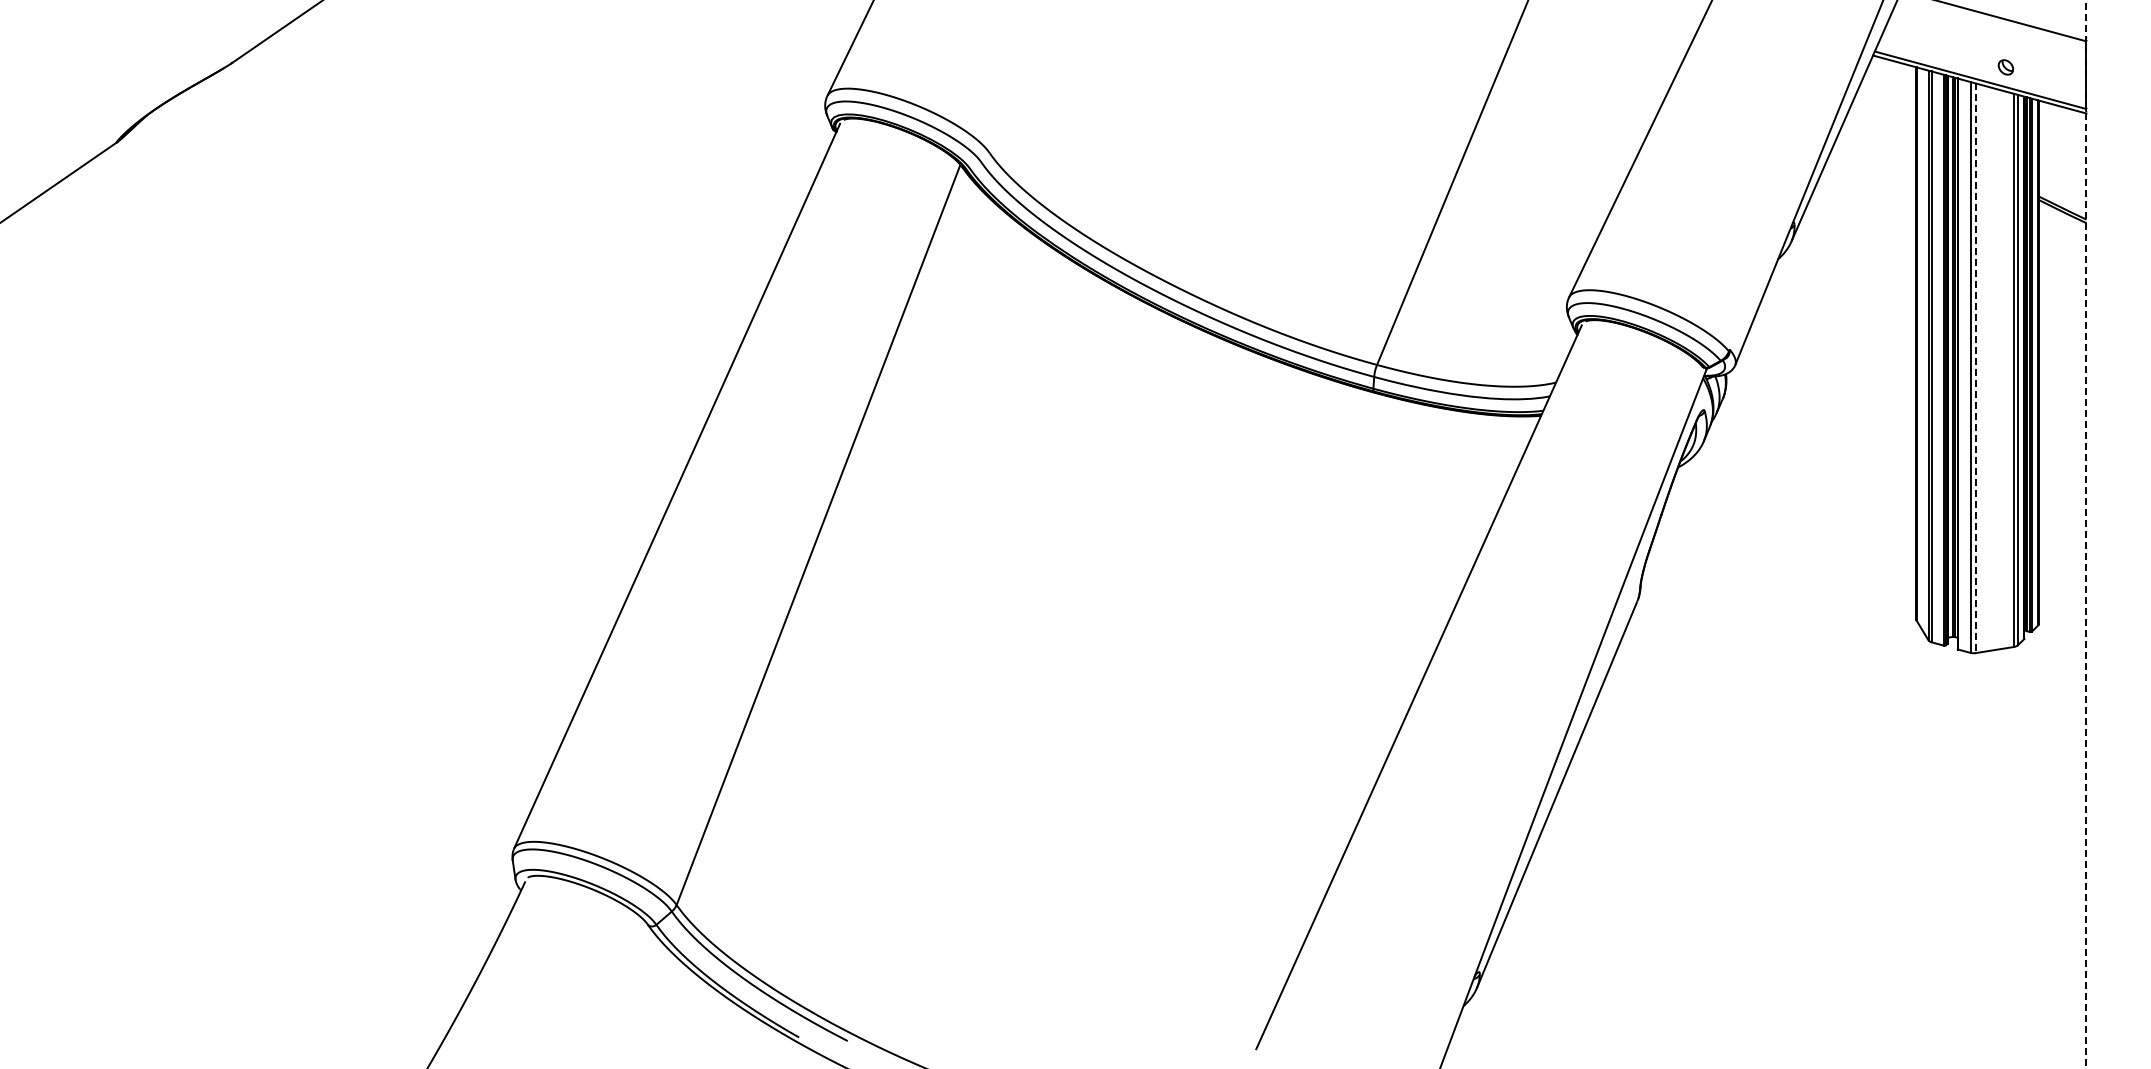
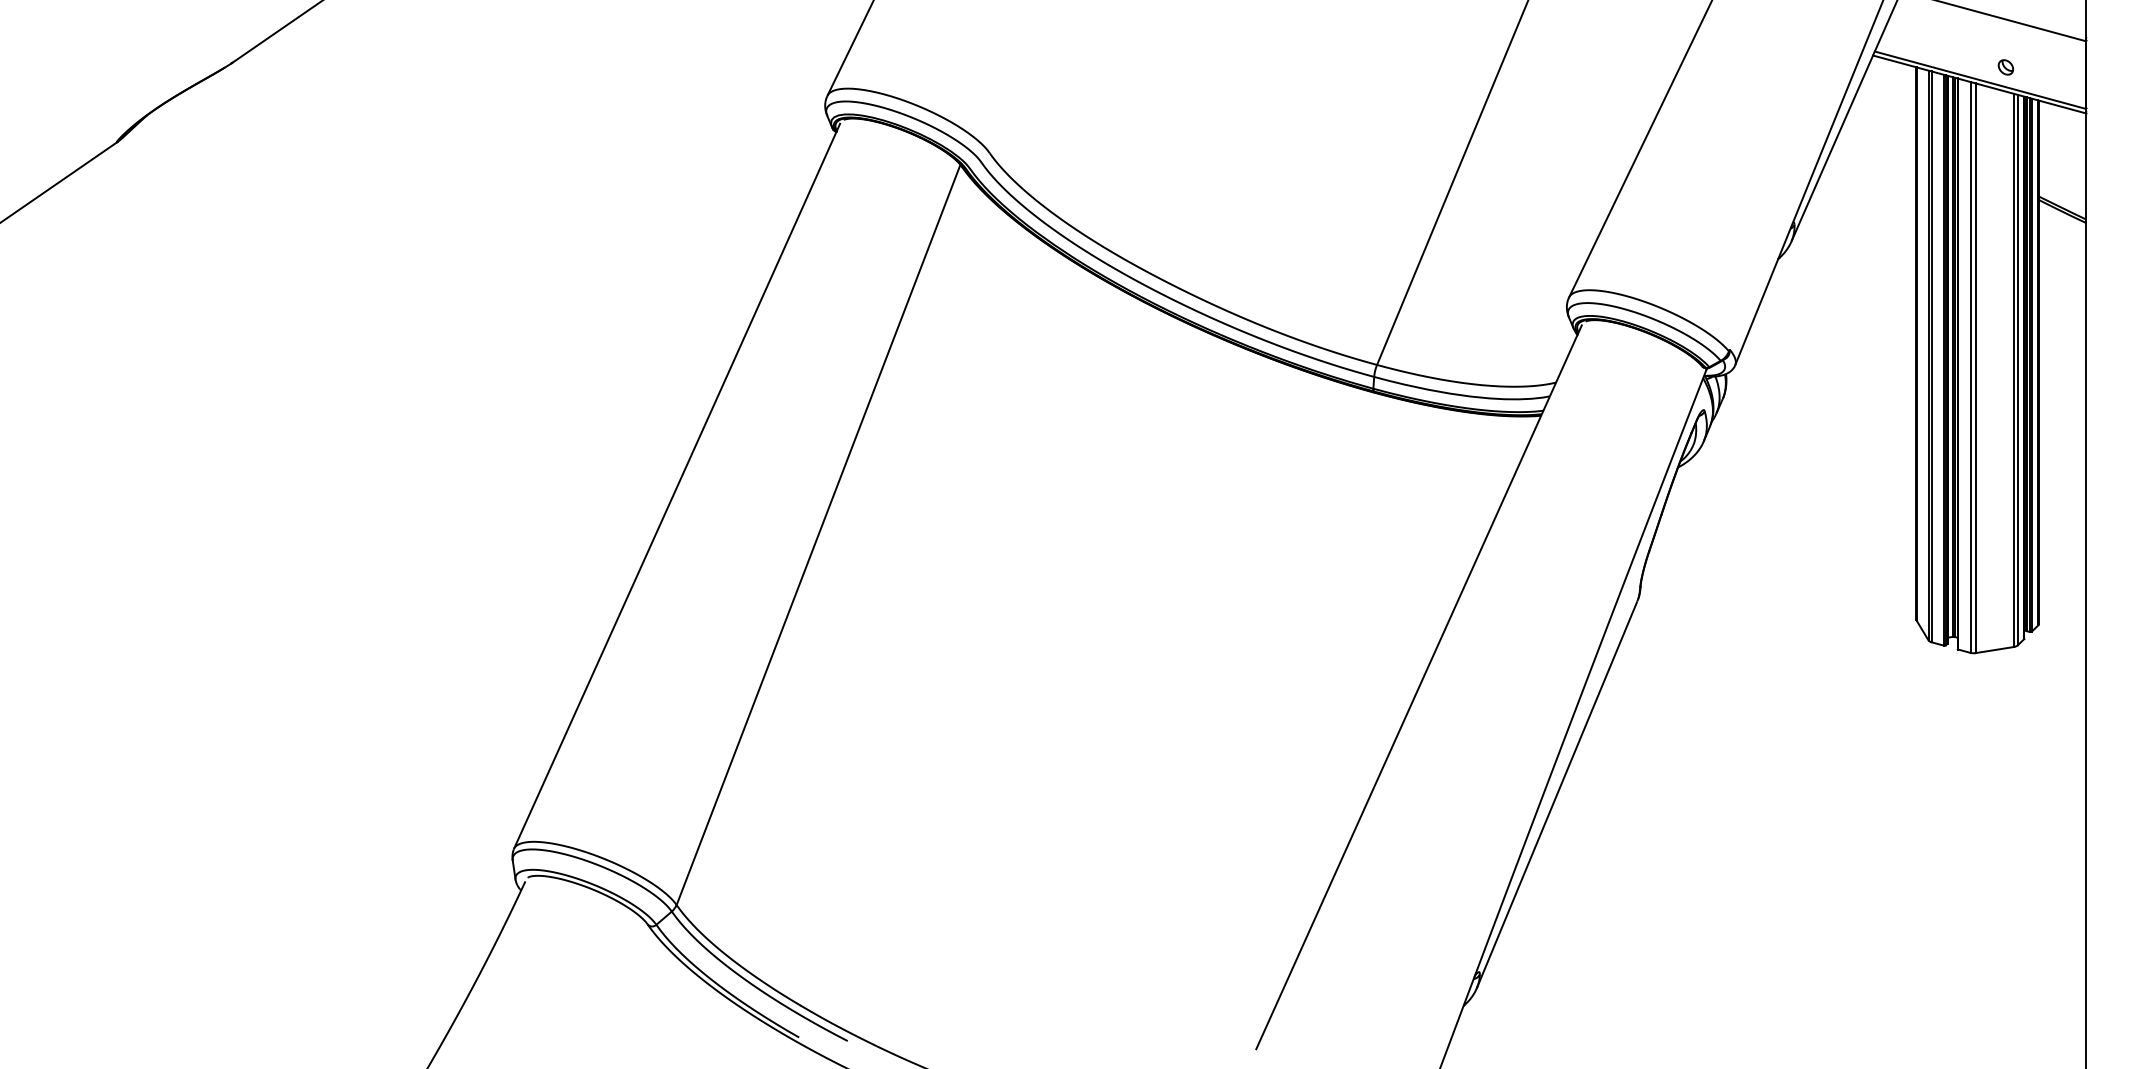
line: dashed -> solid (1975, 368)
line: dashed -> solid (2086, 534)
